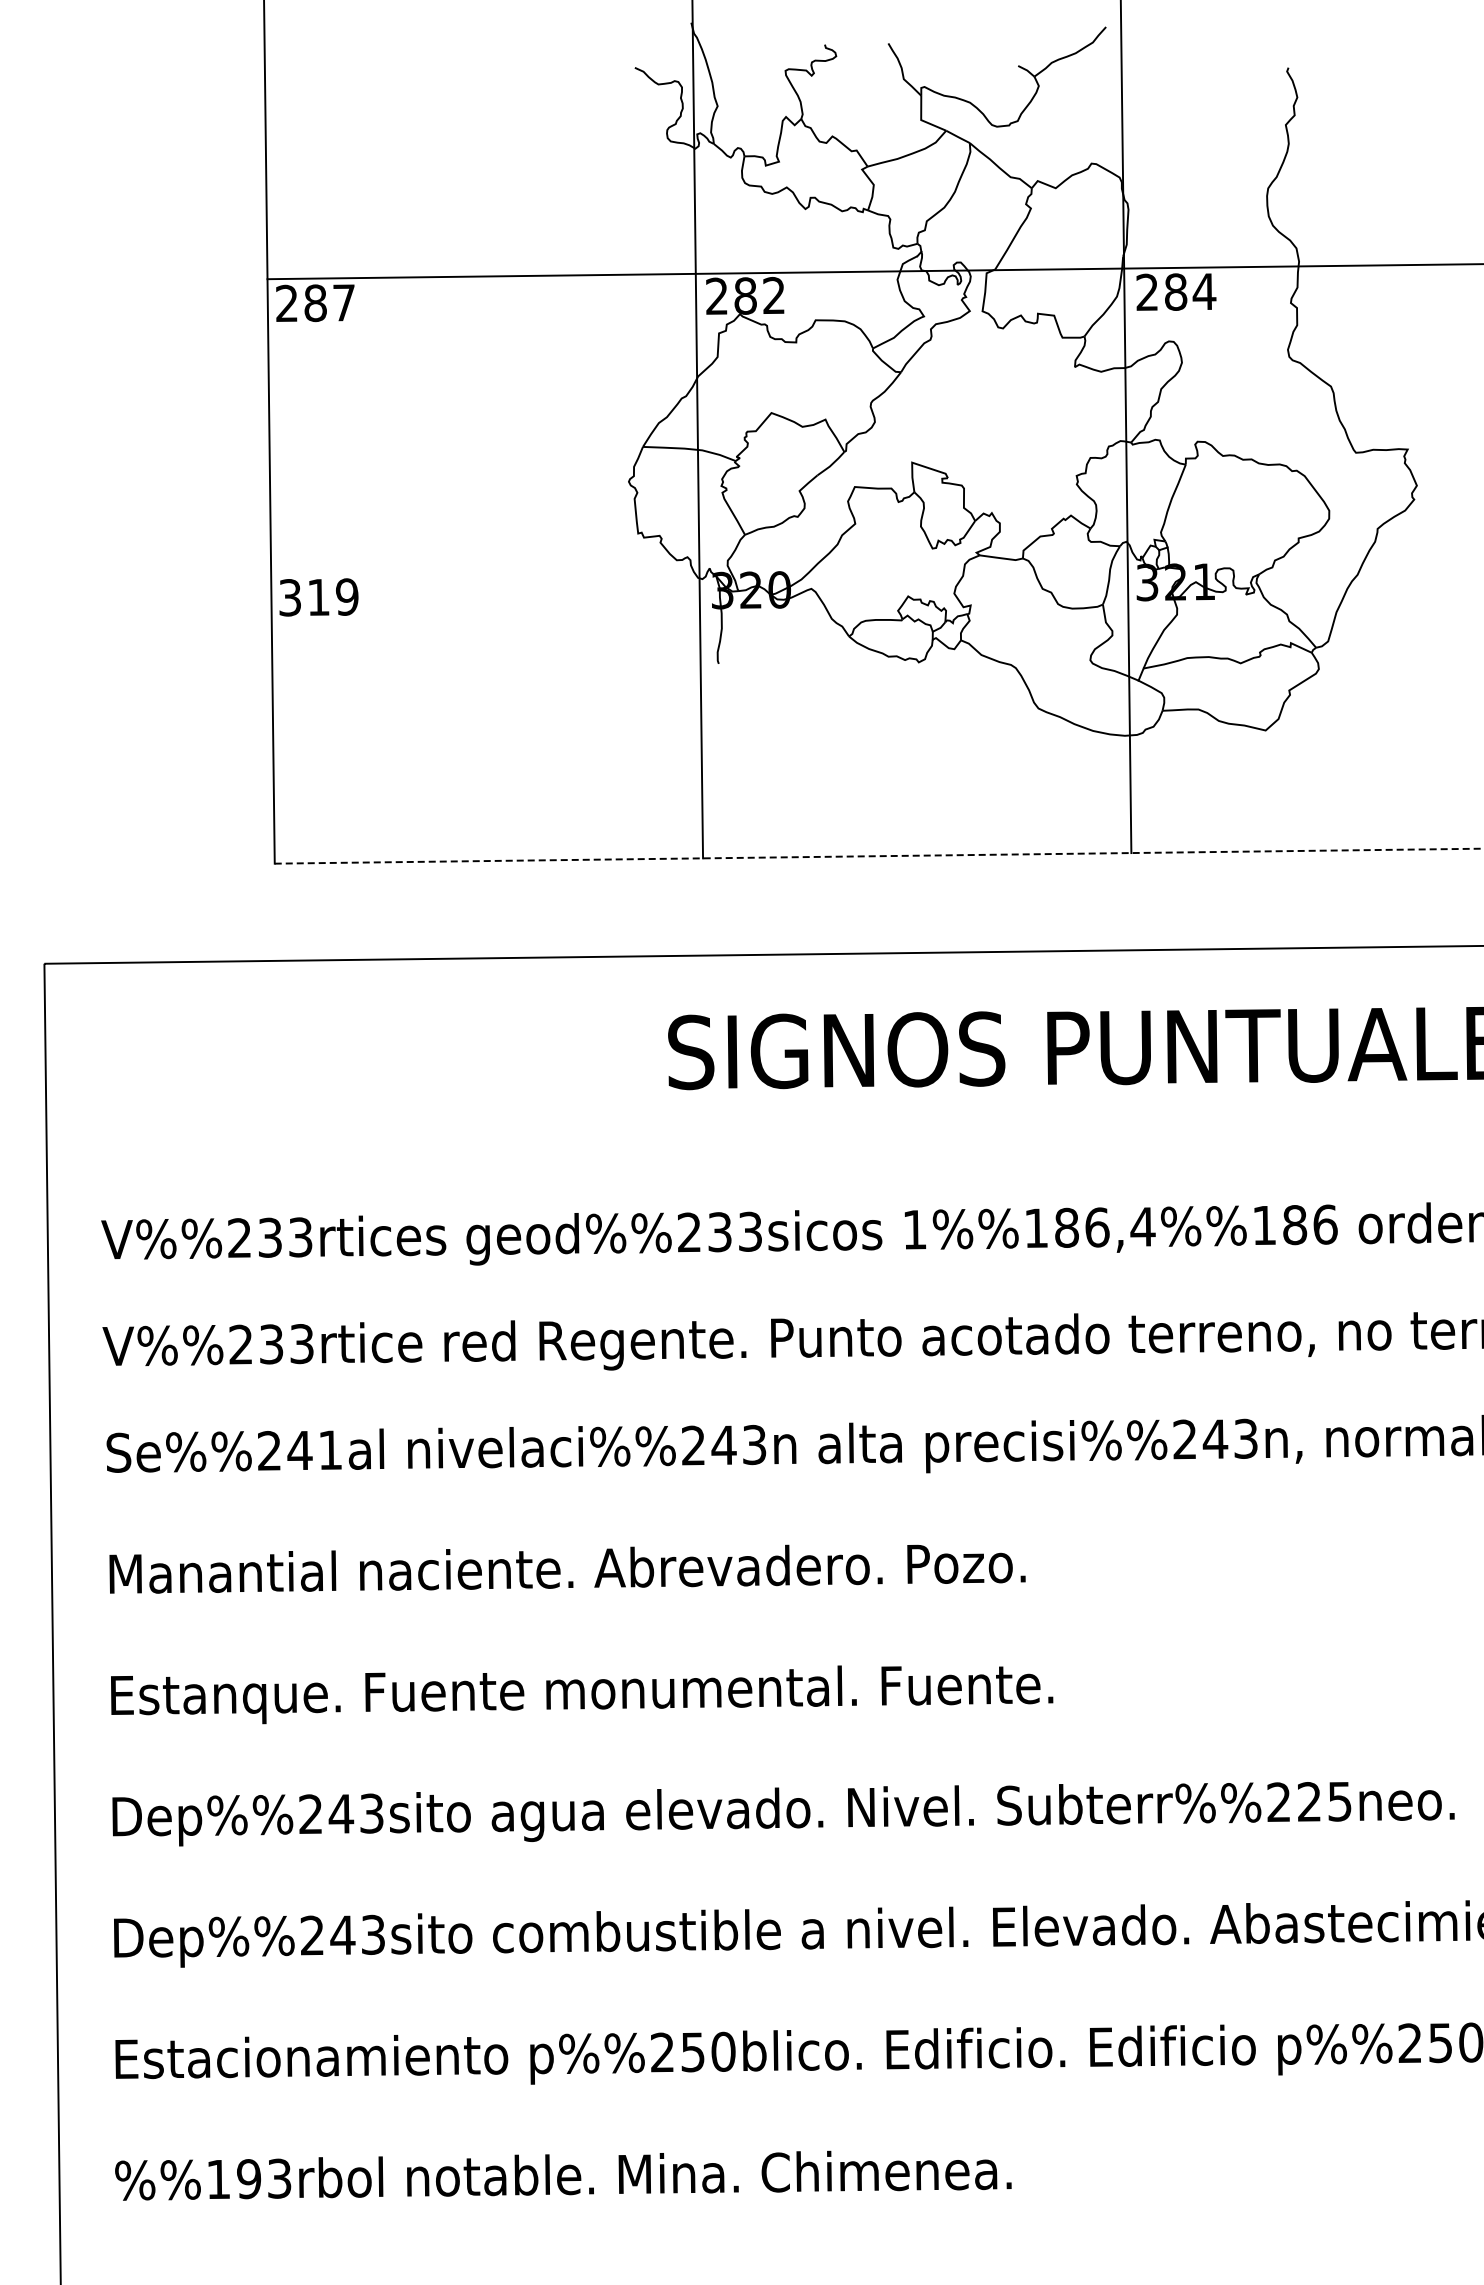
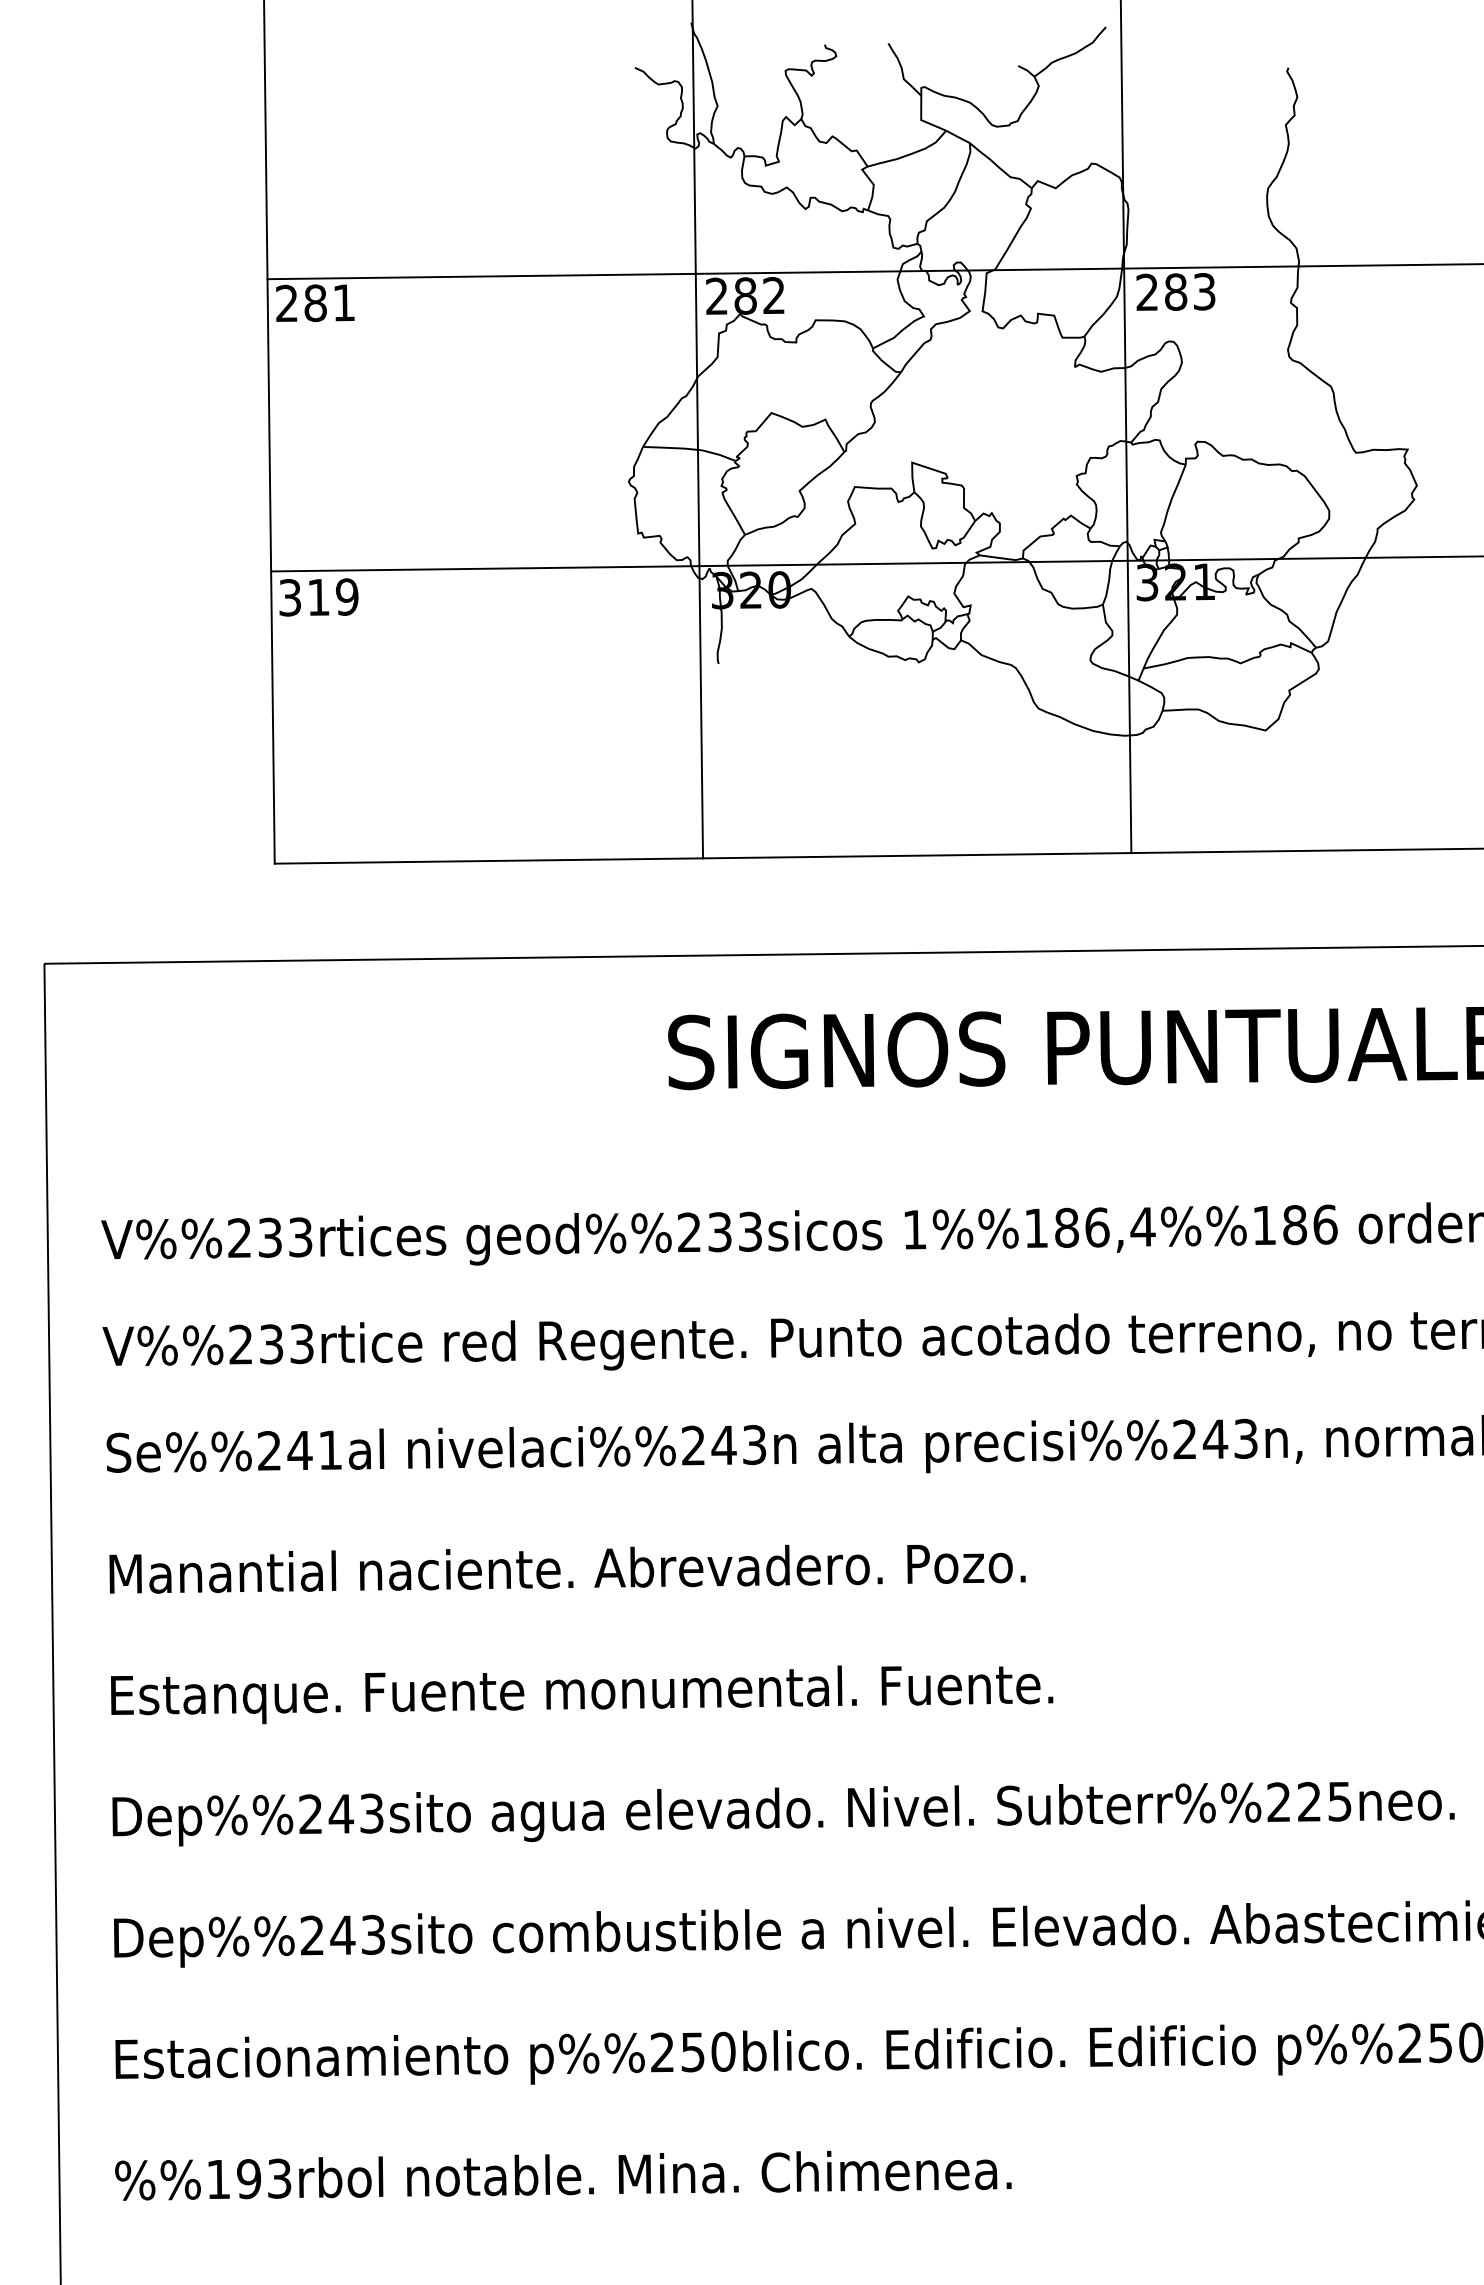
text: 284 -> 283 (1204, 291)
text: 287 -> 281 (343, 302)
line: none -> present (875, 563)
line: dashed -> solid (879, 856)
